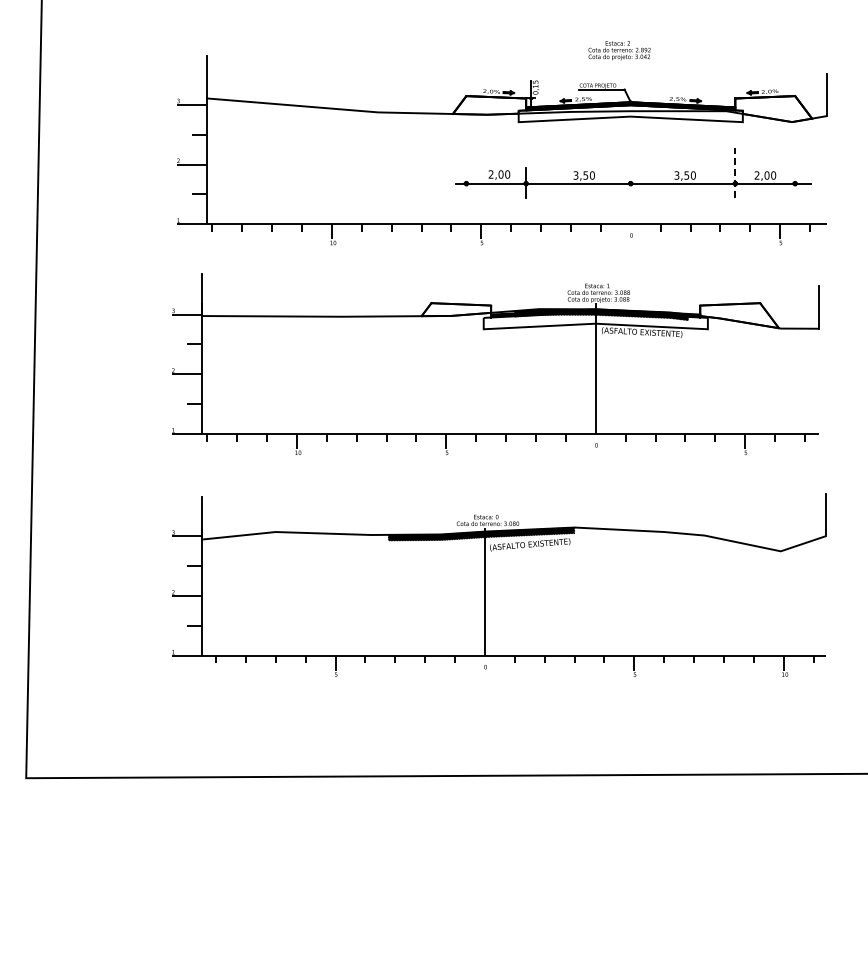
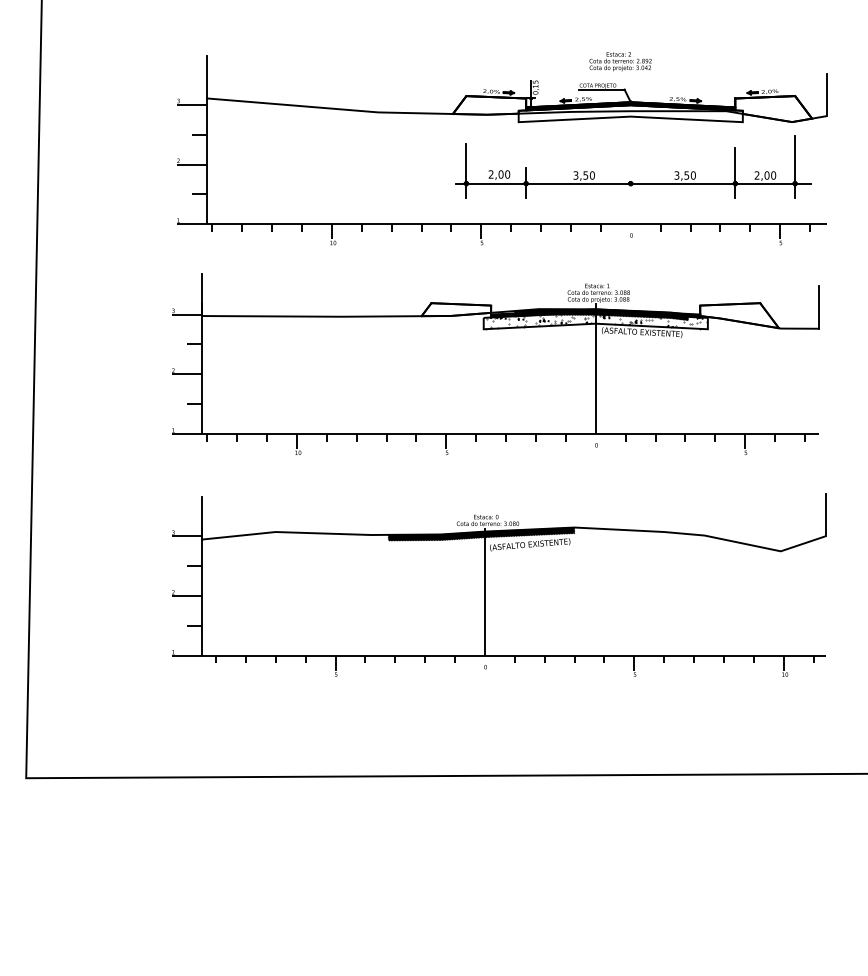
text position: (619, 50) -> (620, 61) (620, 61)
line: none -> present (795, 167)
line: none -> present (466, 171)
line: dashed -> solid (735, 172)
hatch: none -> present (596, 320)
